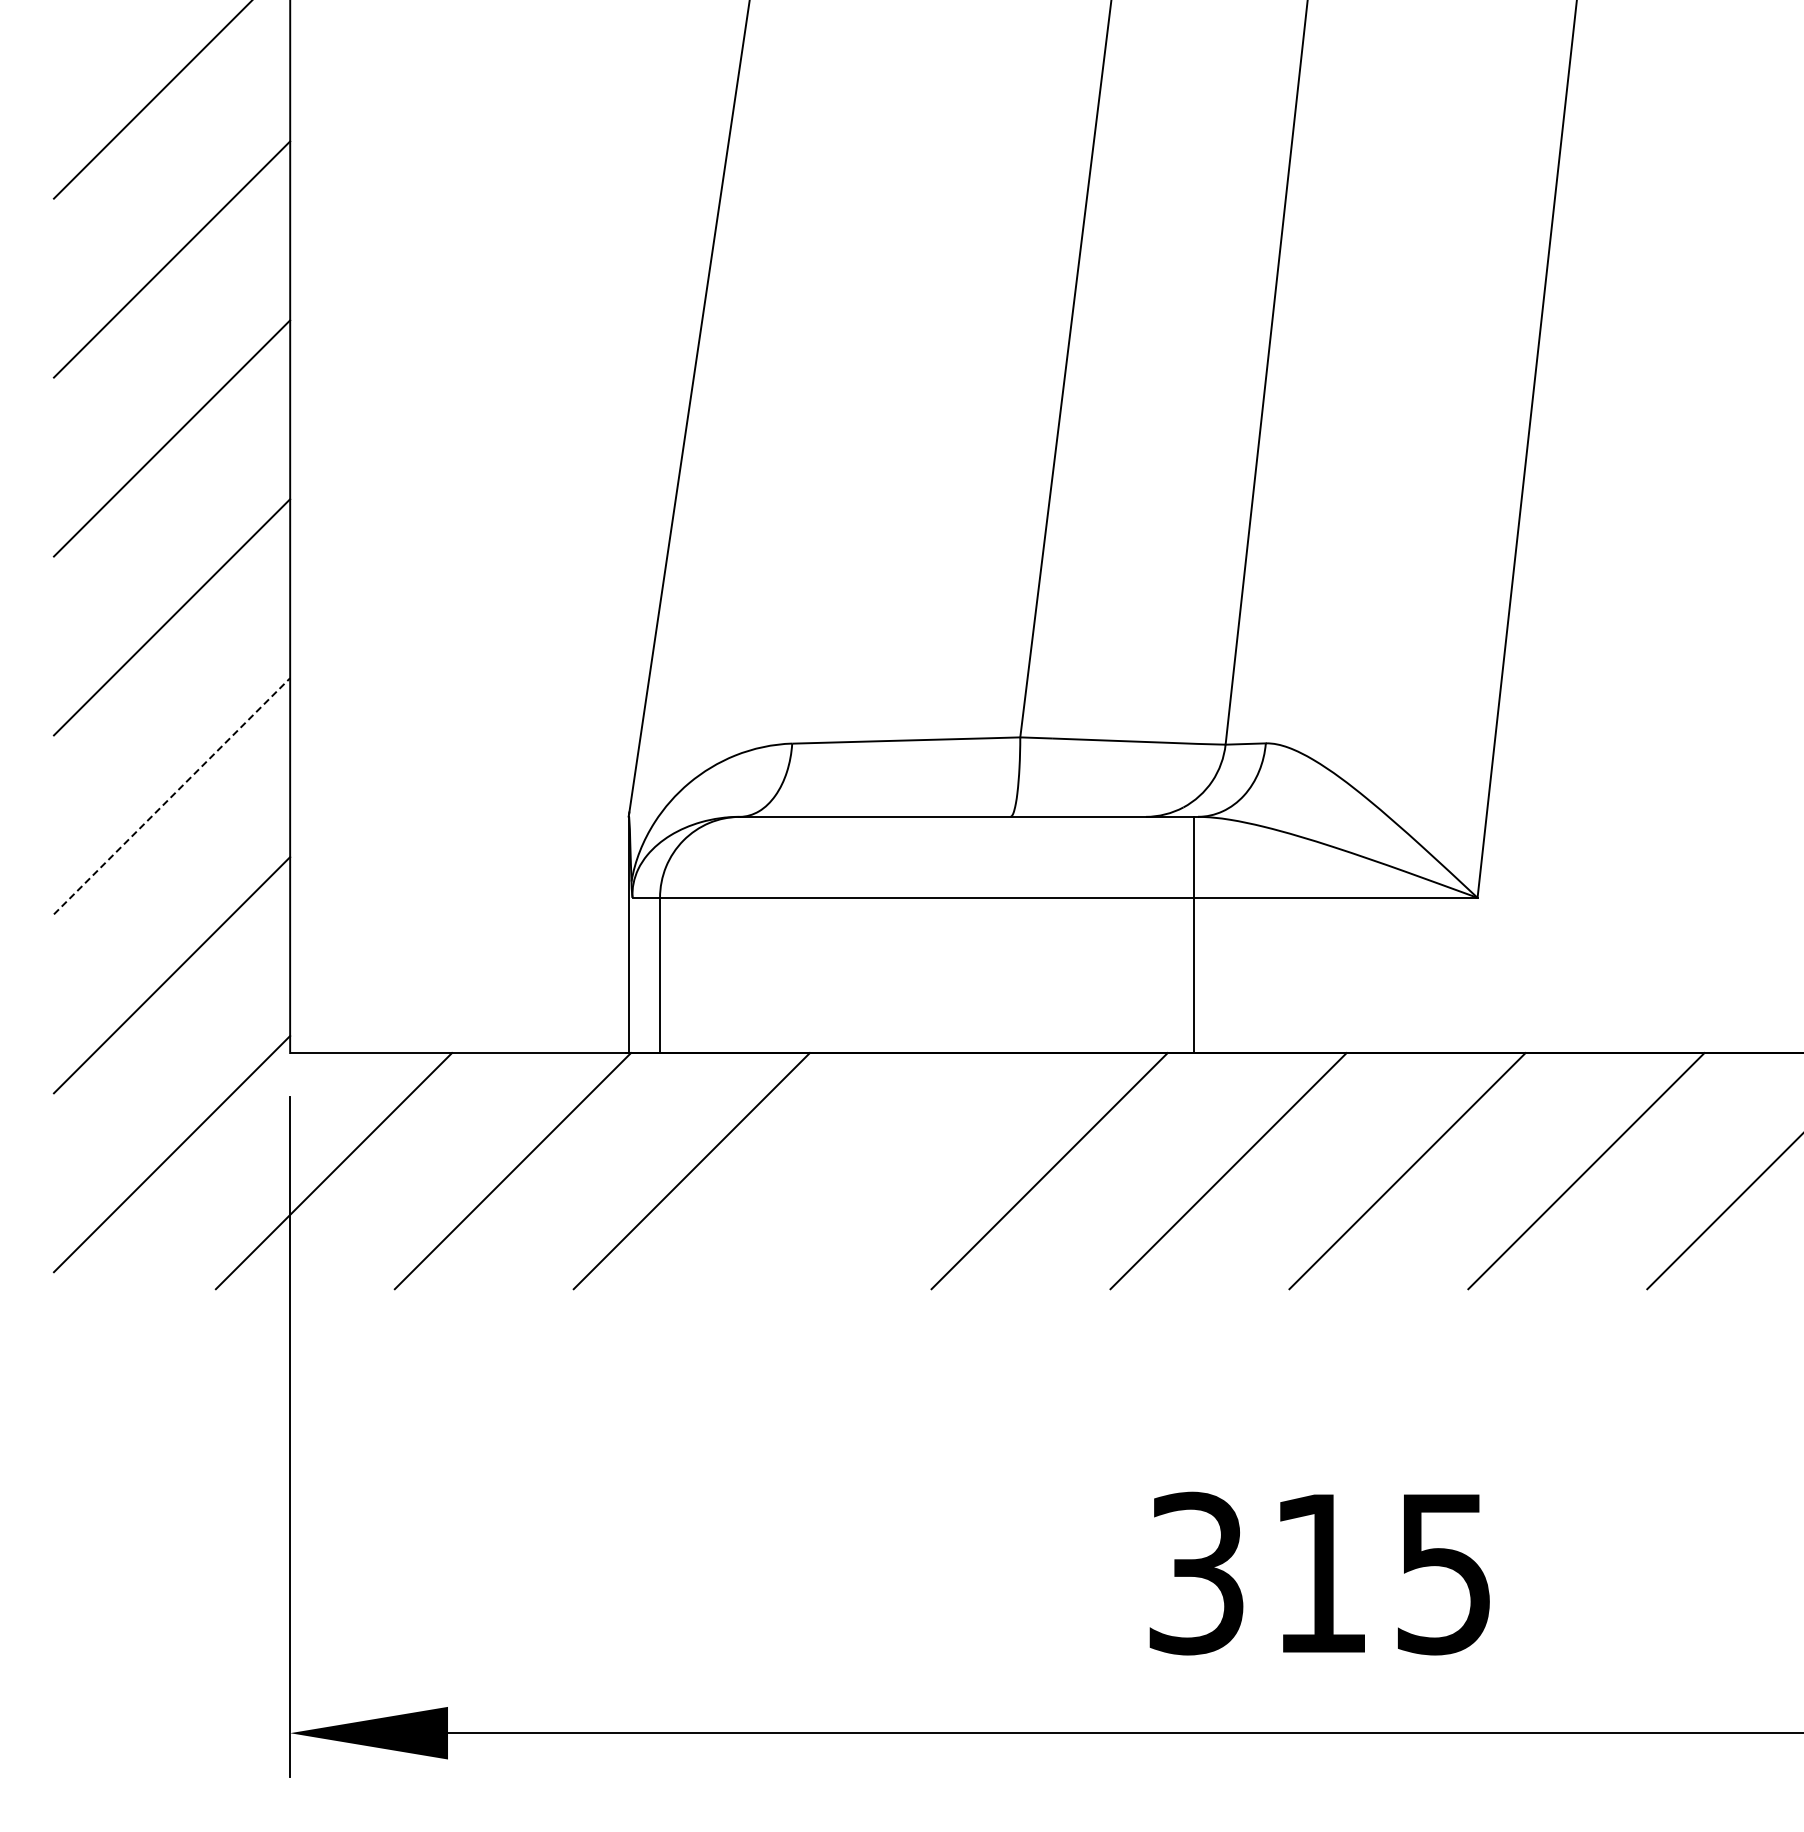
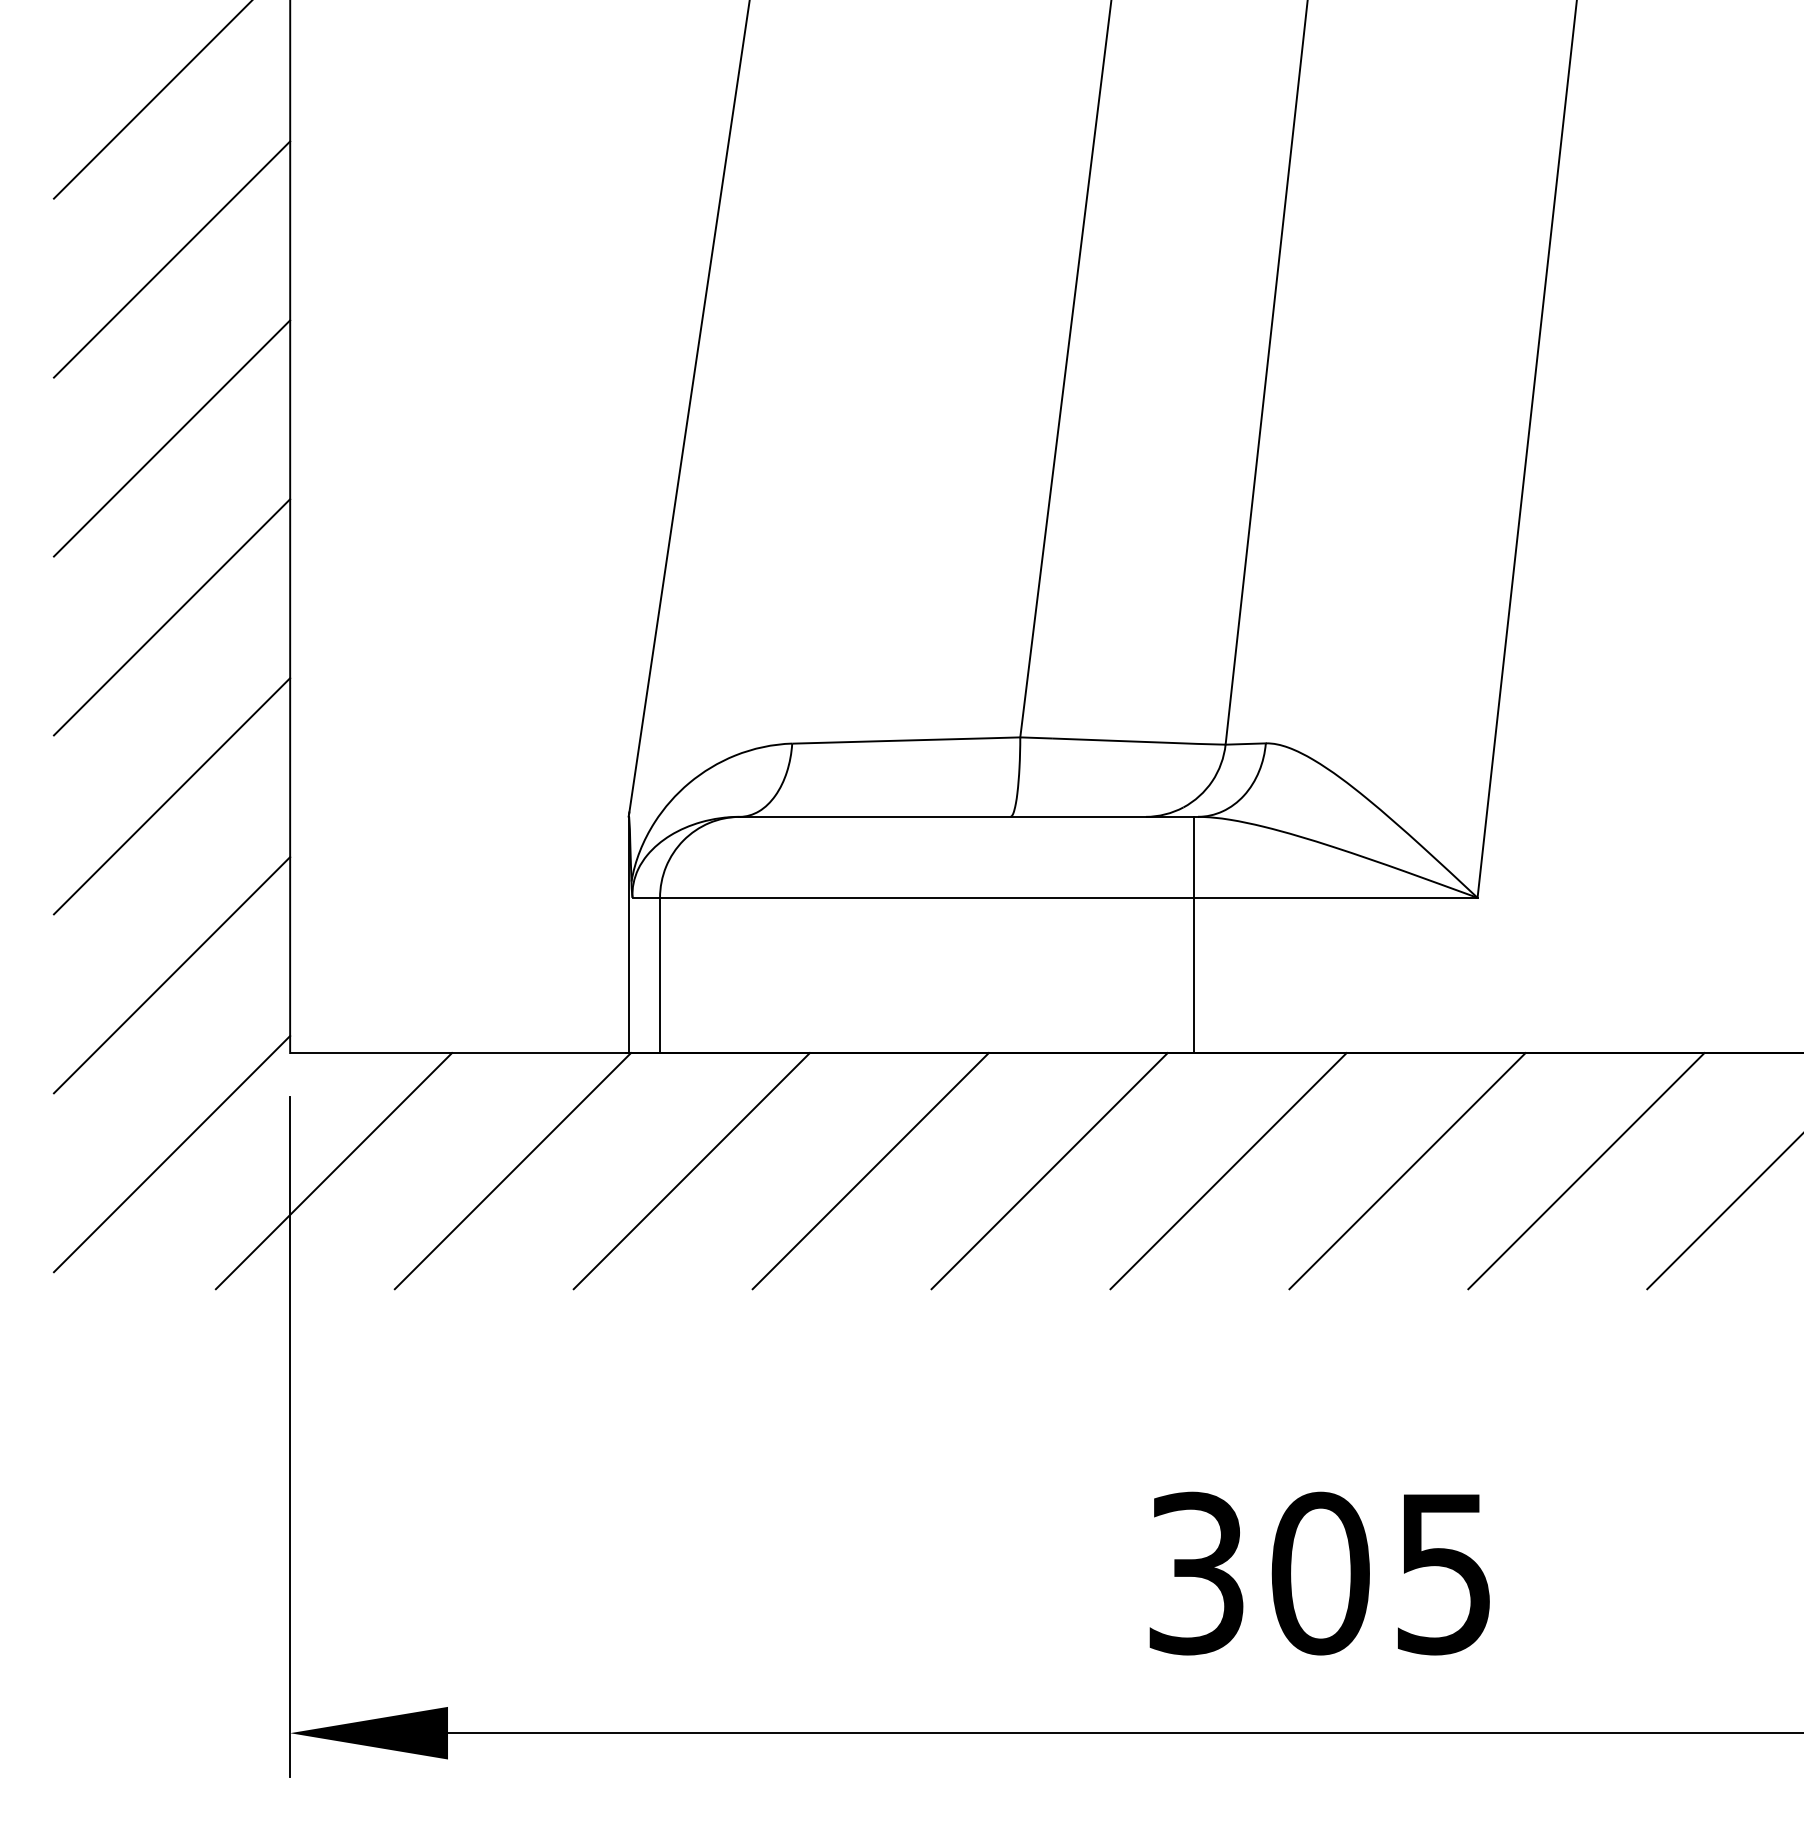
line: dashed -> solid (172, 796)
line: none -> present (870, 1171)
text: 315 -> 305 (1320, 1573)
